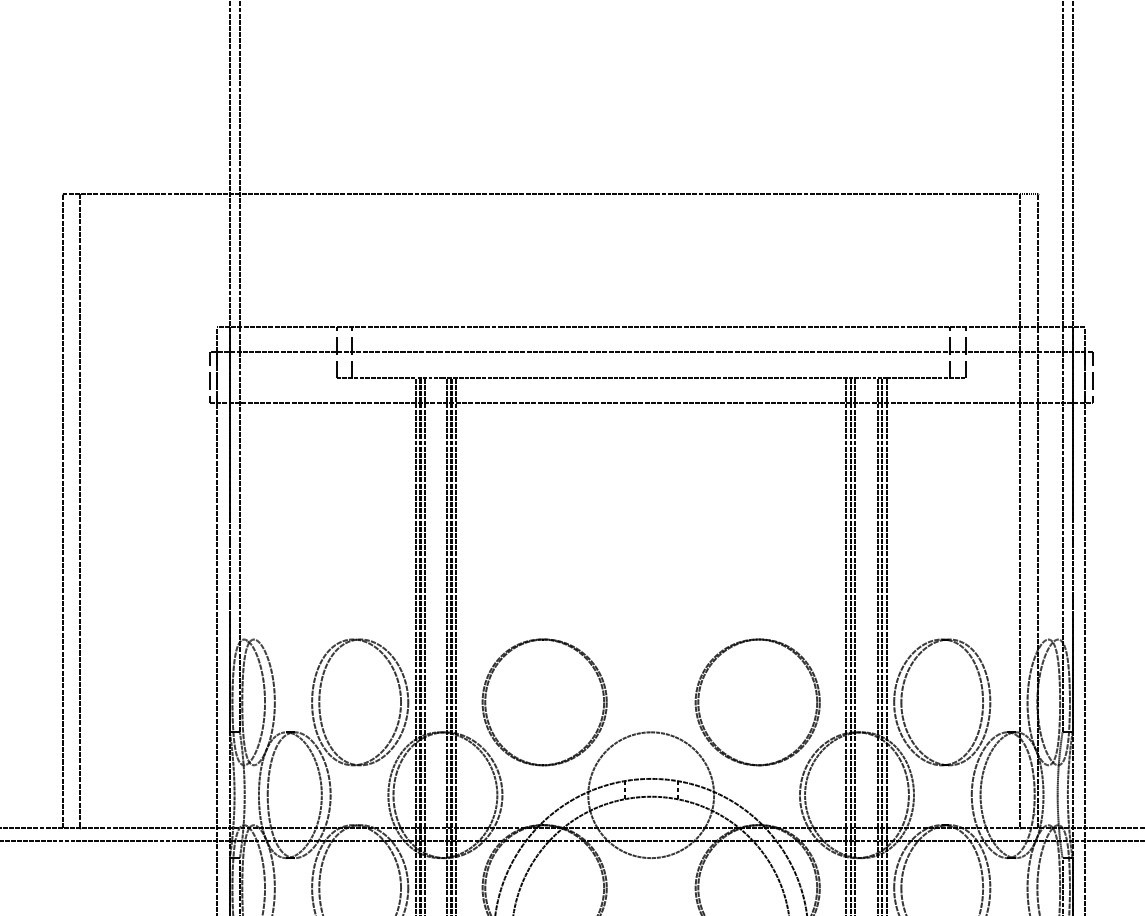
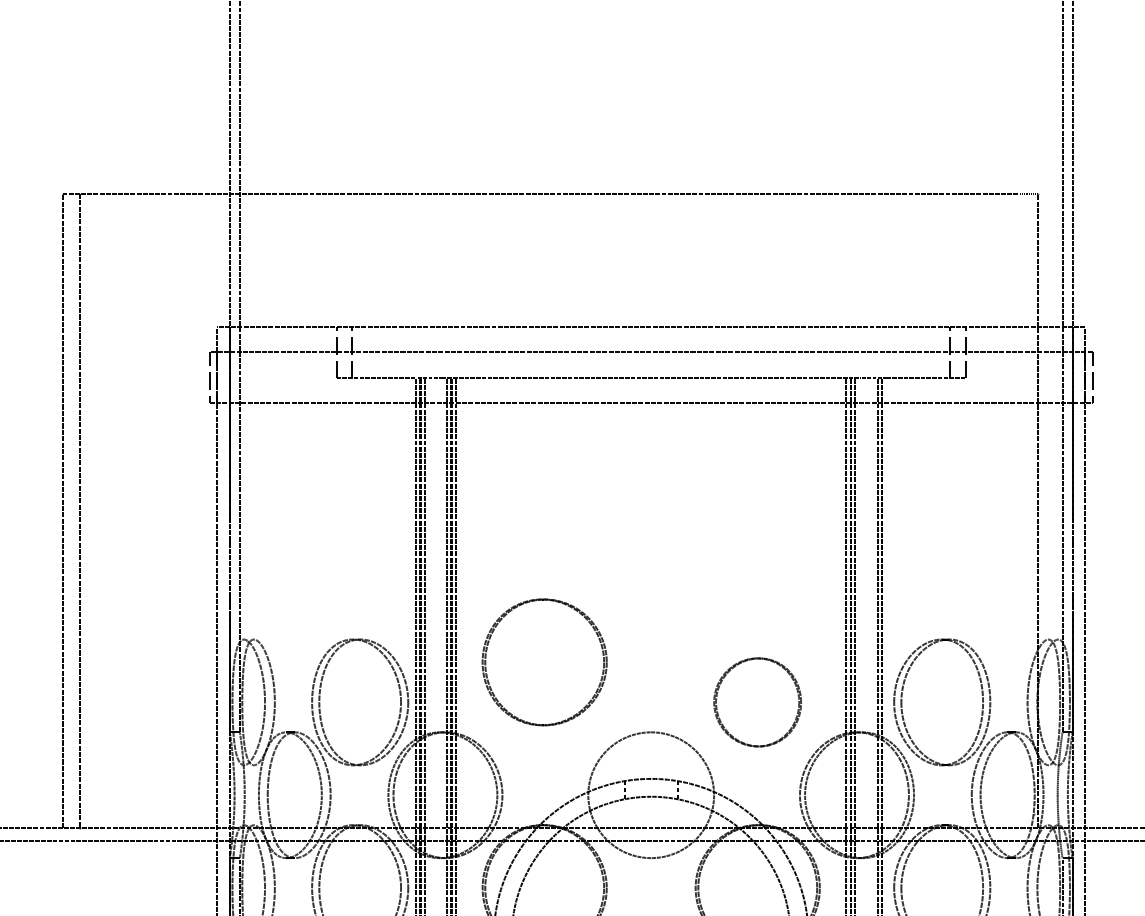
line: present -> none (1020, 510)
line: present -> none (886, 644)
part position: (544, 702) -> (544, 662) (544, 662)
part size: 127x129 px -> 89x91 px (757, 702)
